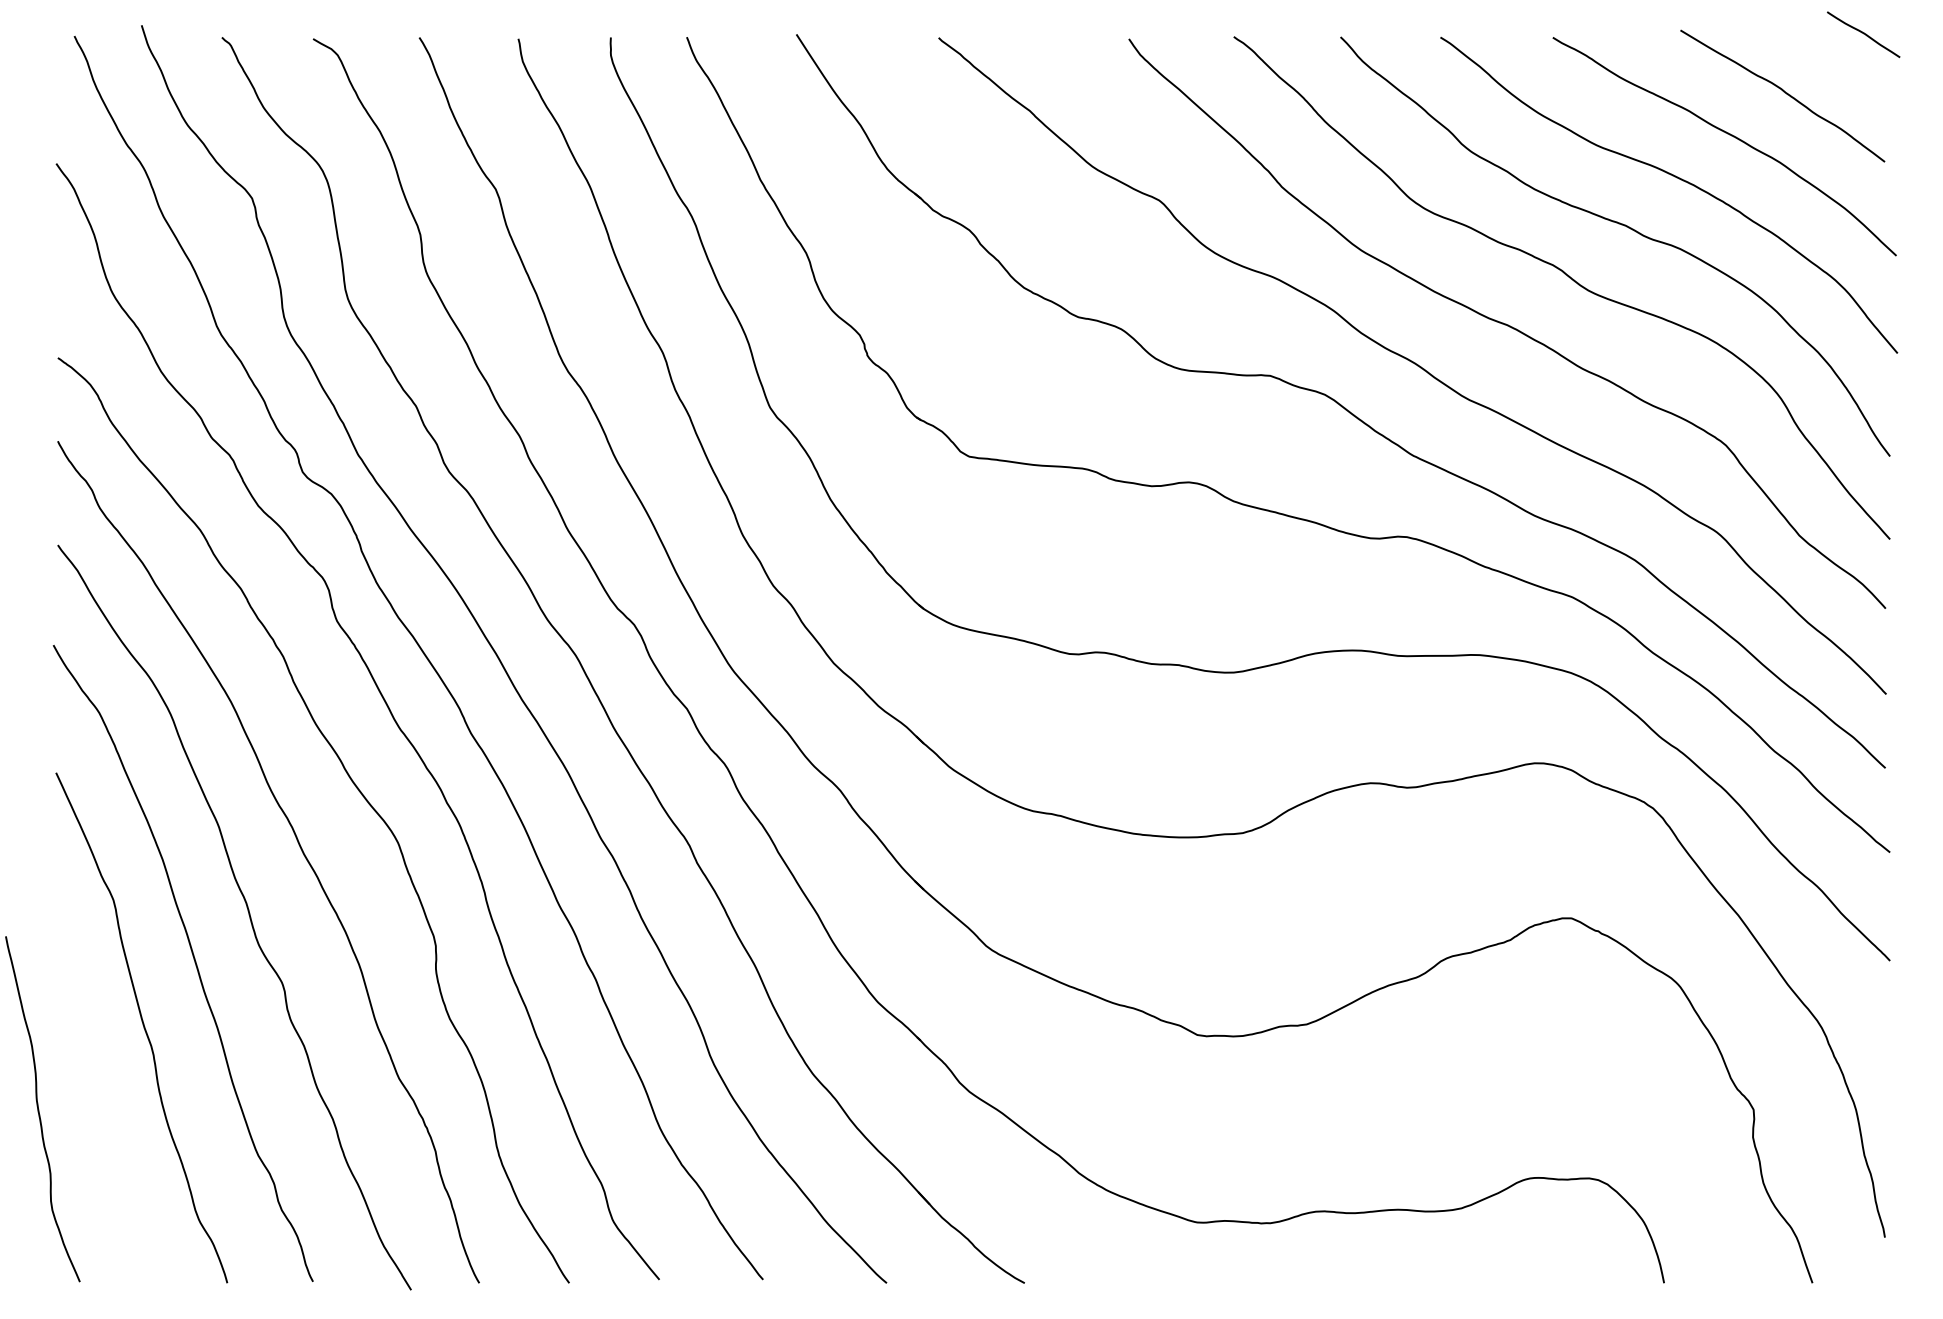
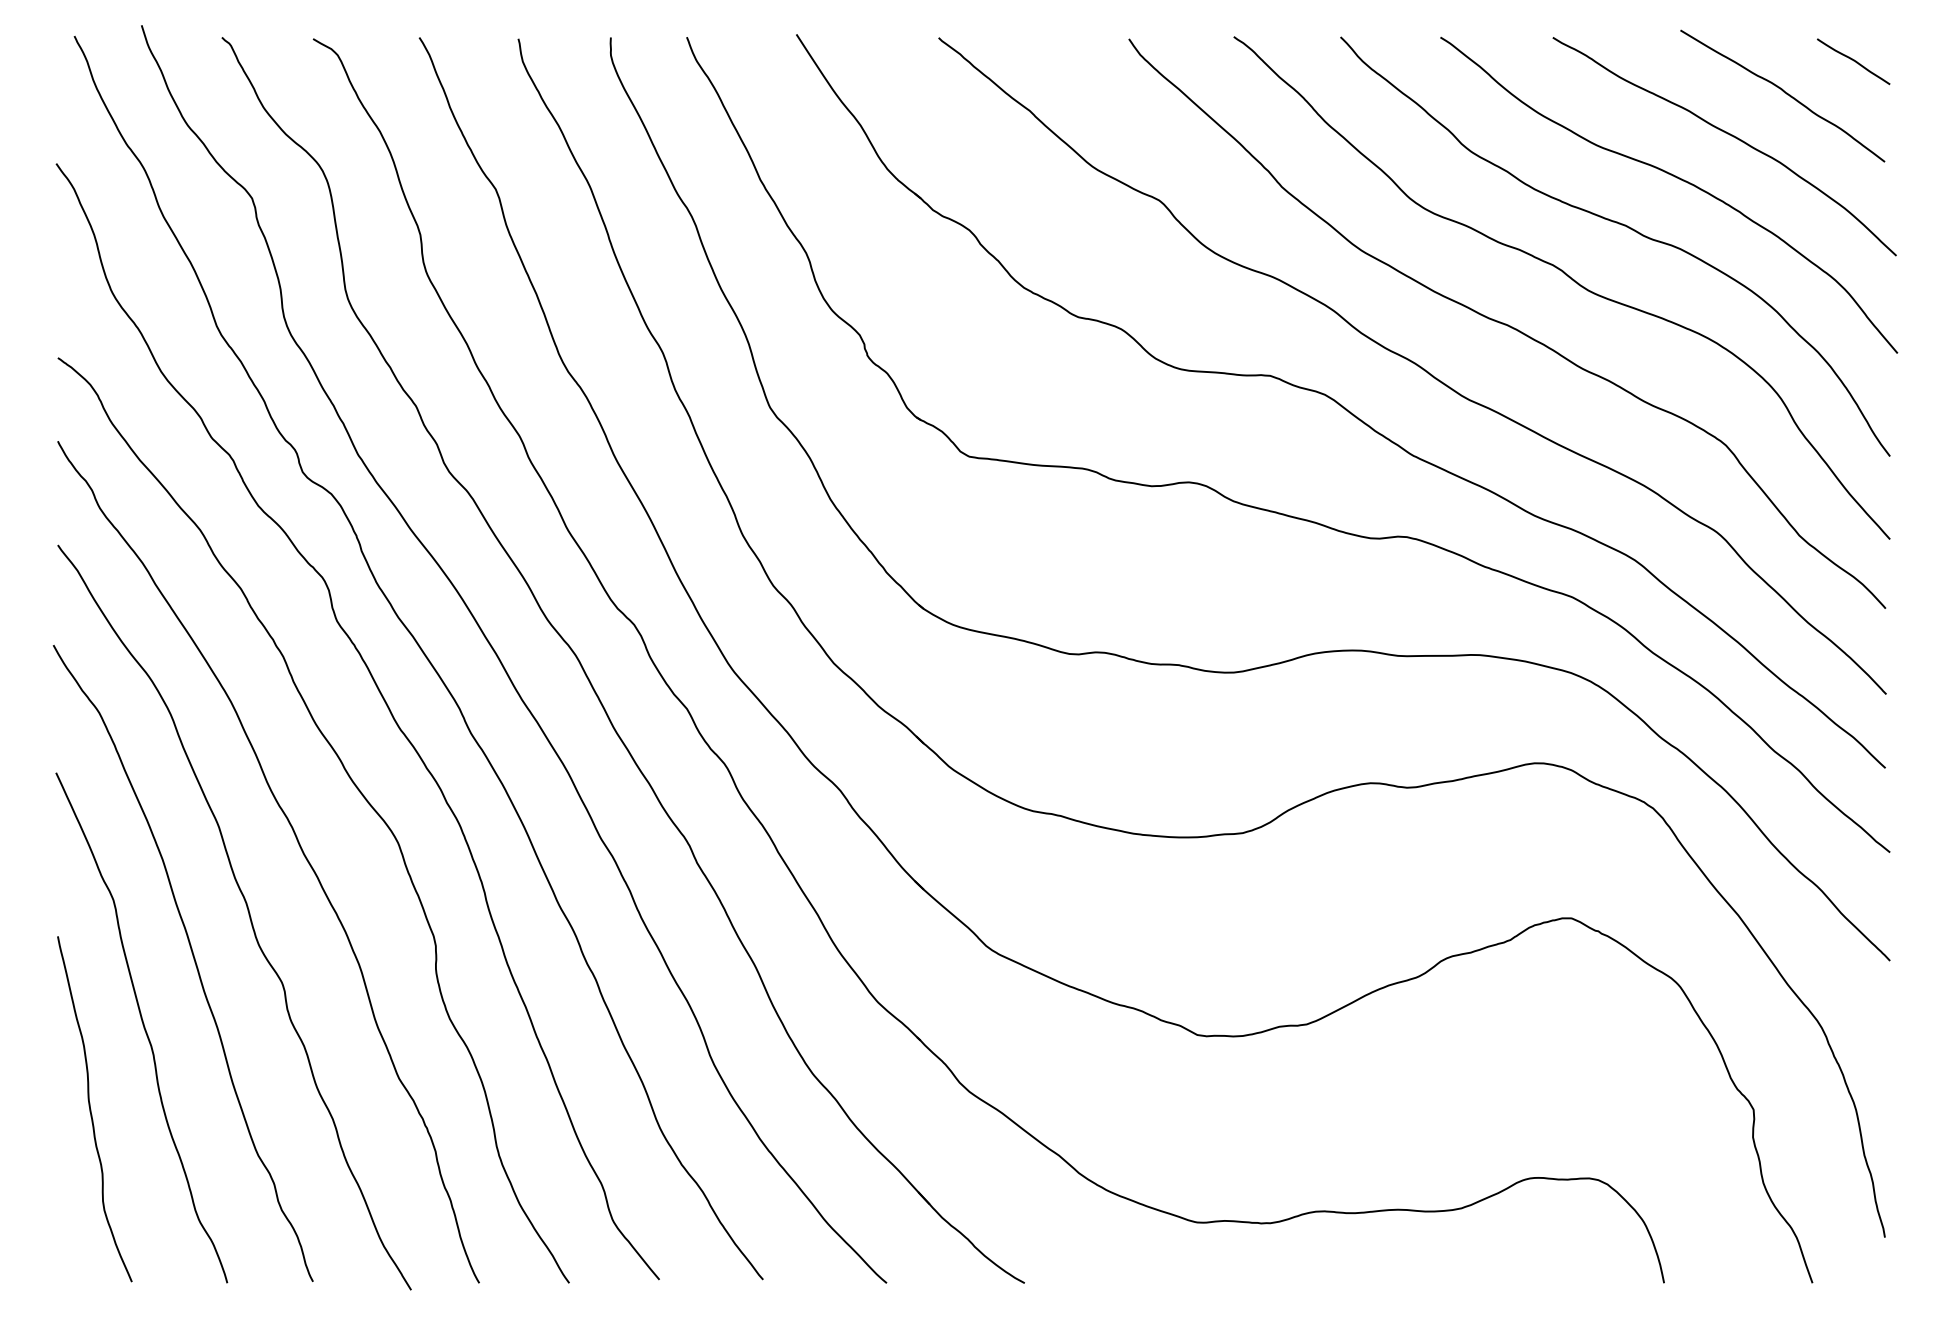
curve position: (1863, 34) -> (1853, 61) (1853, 61)
curve position: (39, 1109) -> (91, 1109) (91, 1109)
